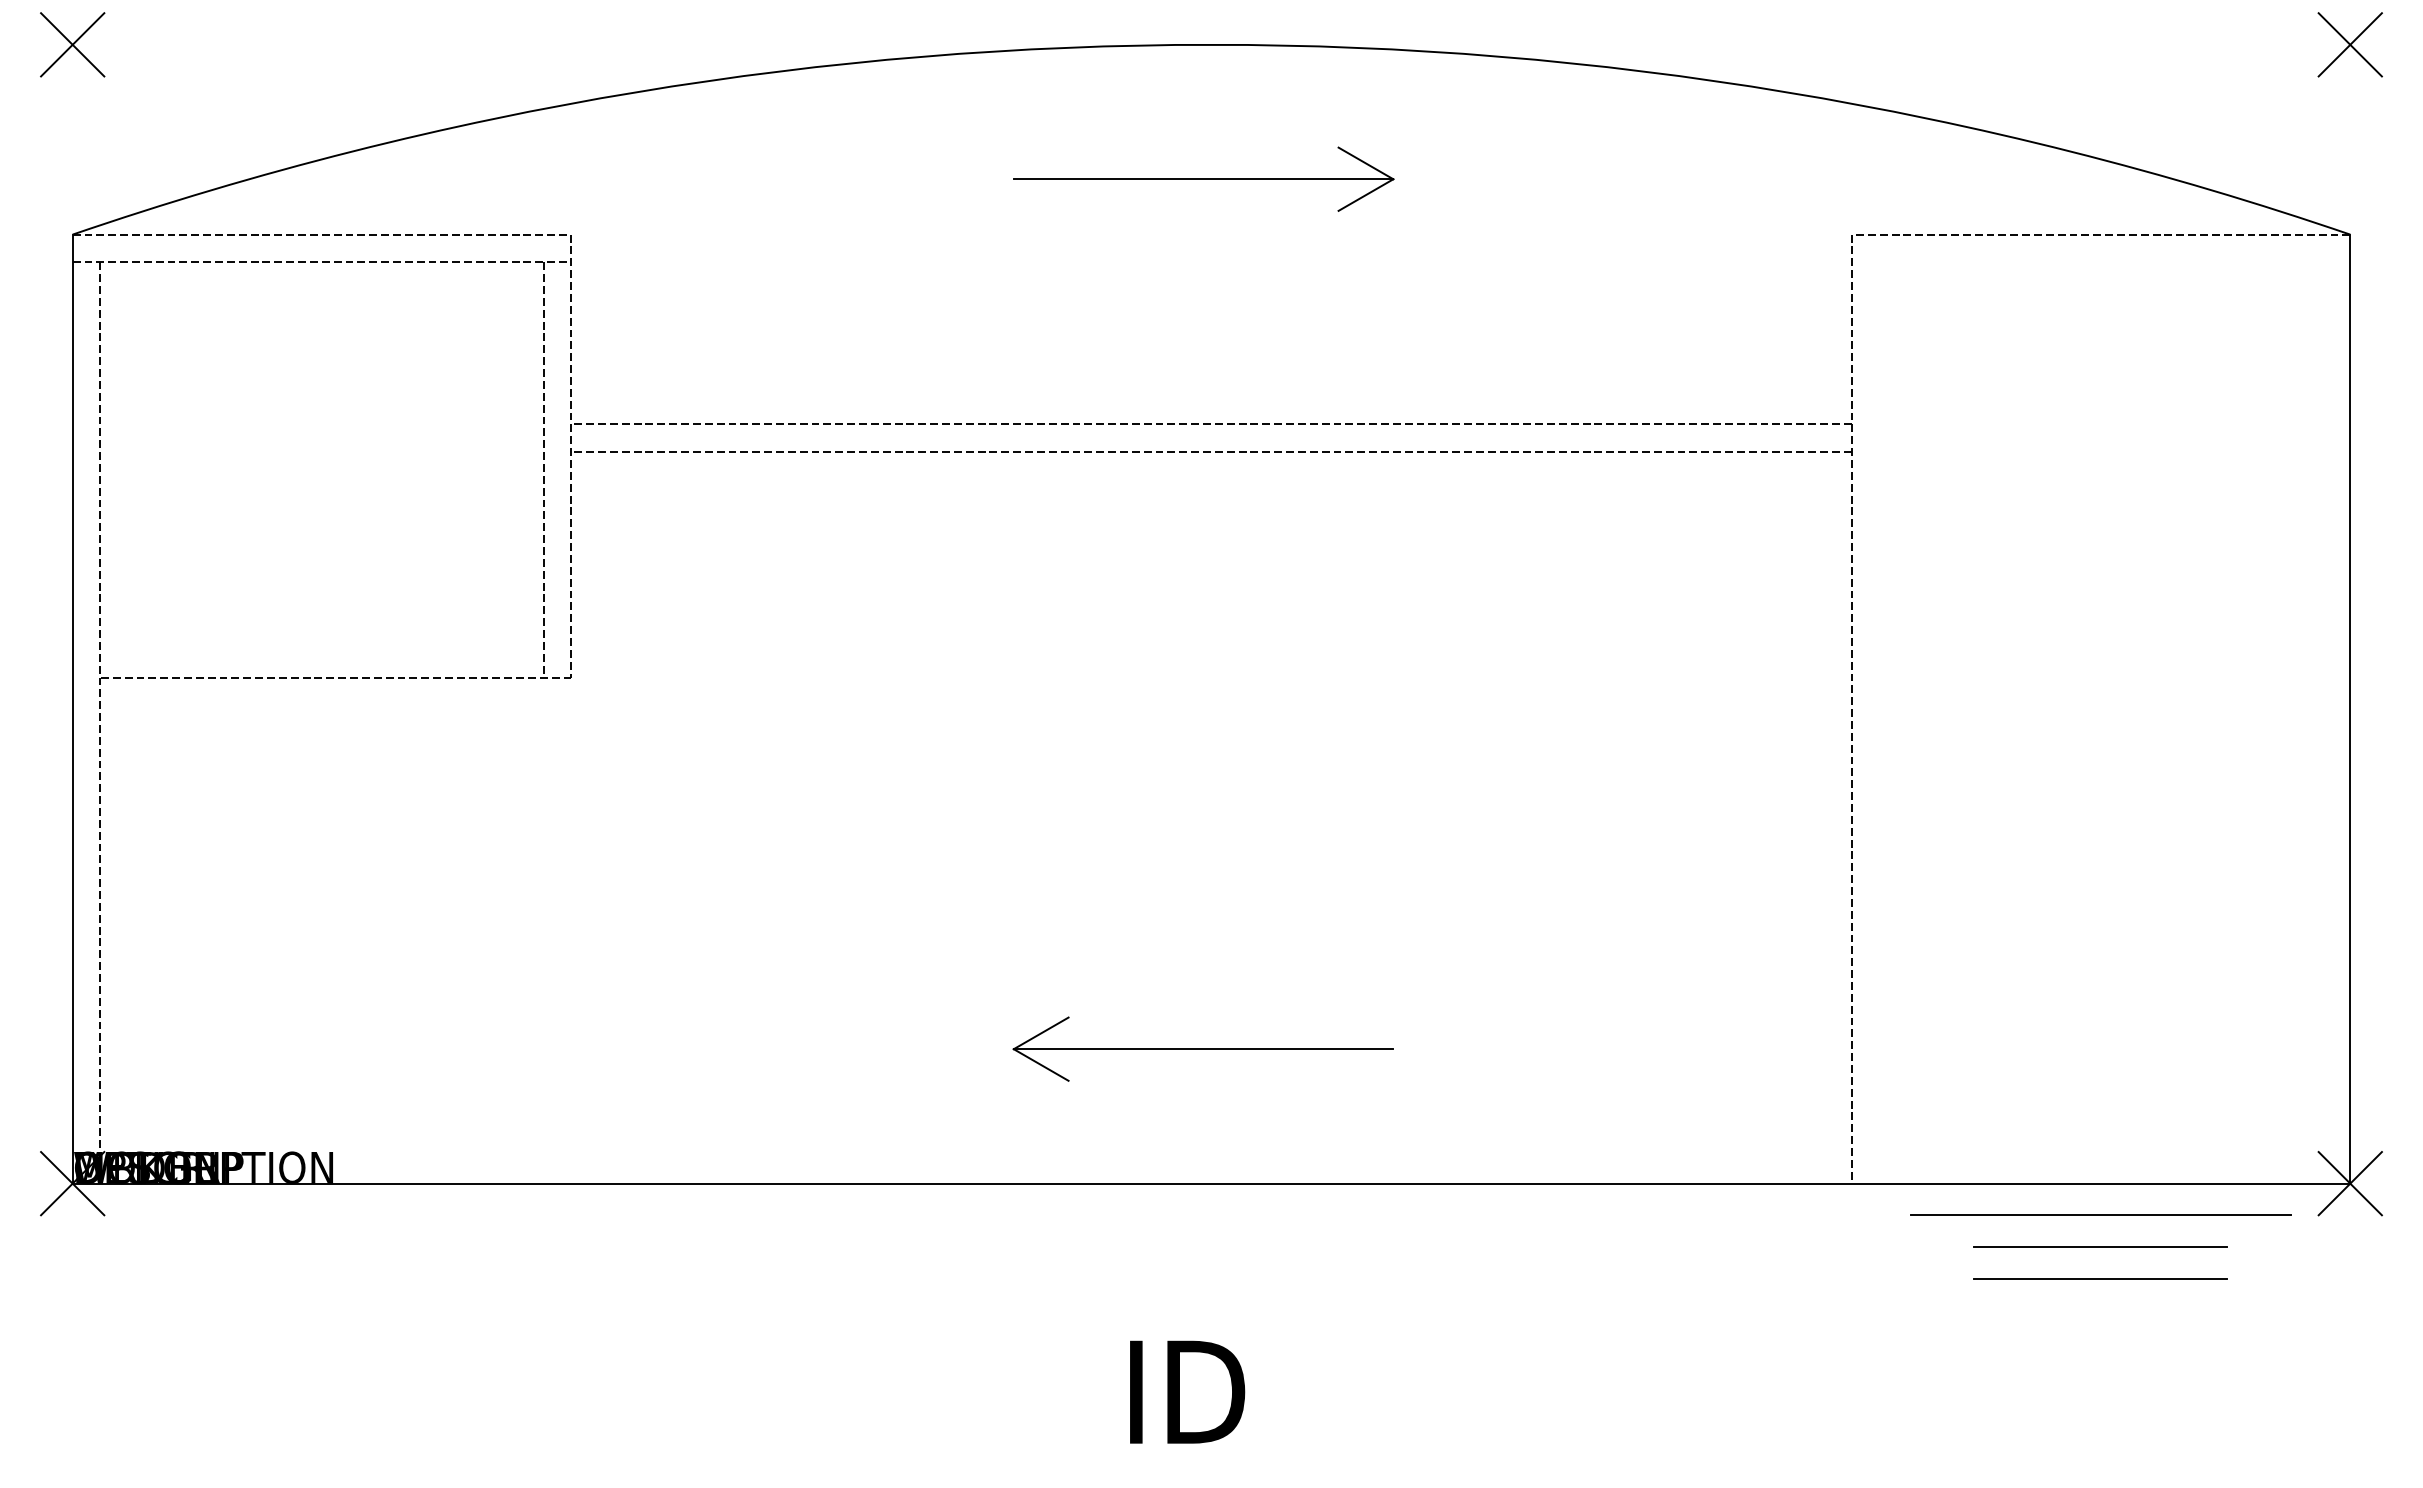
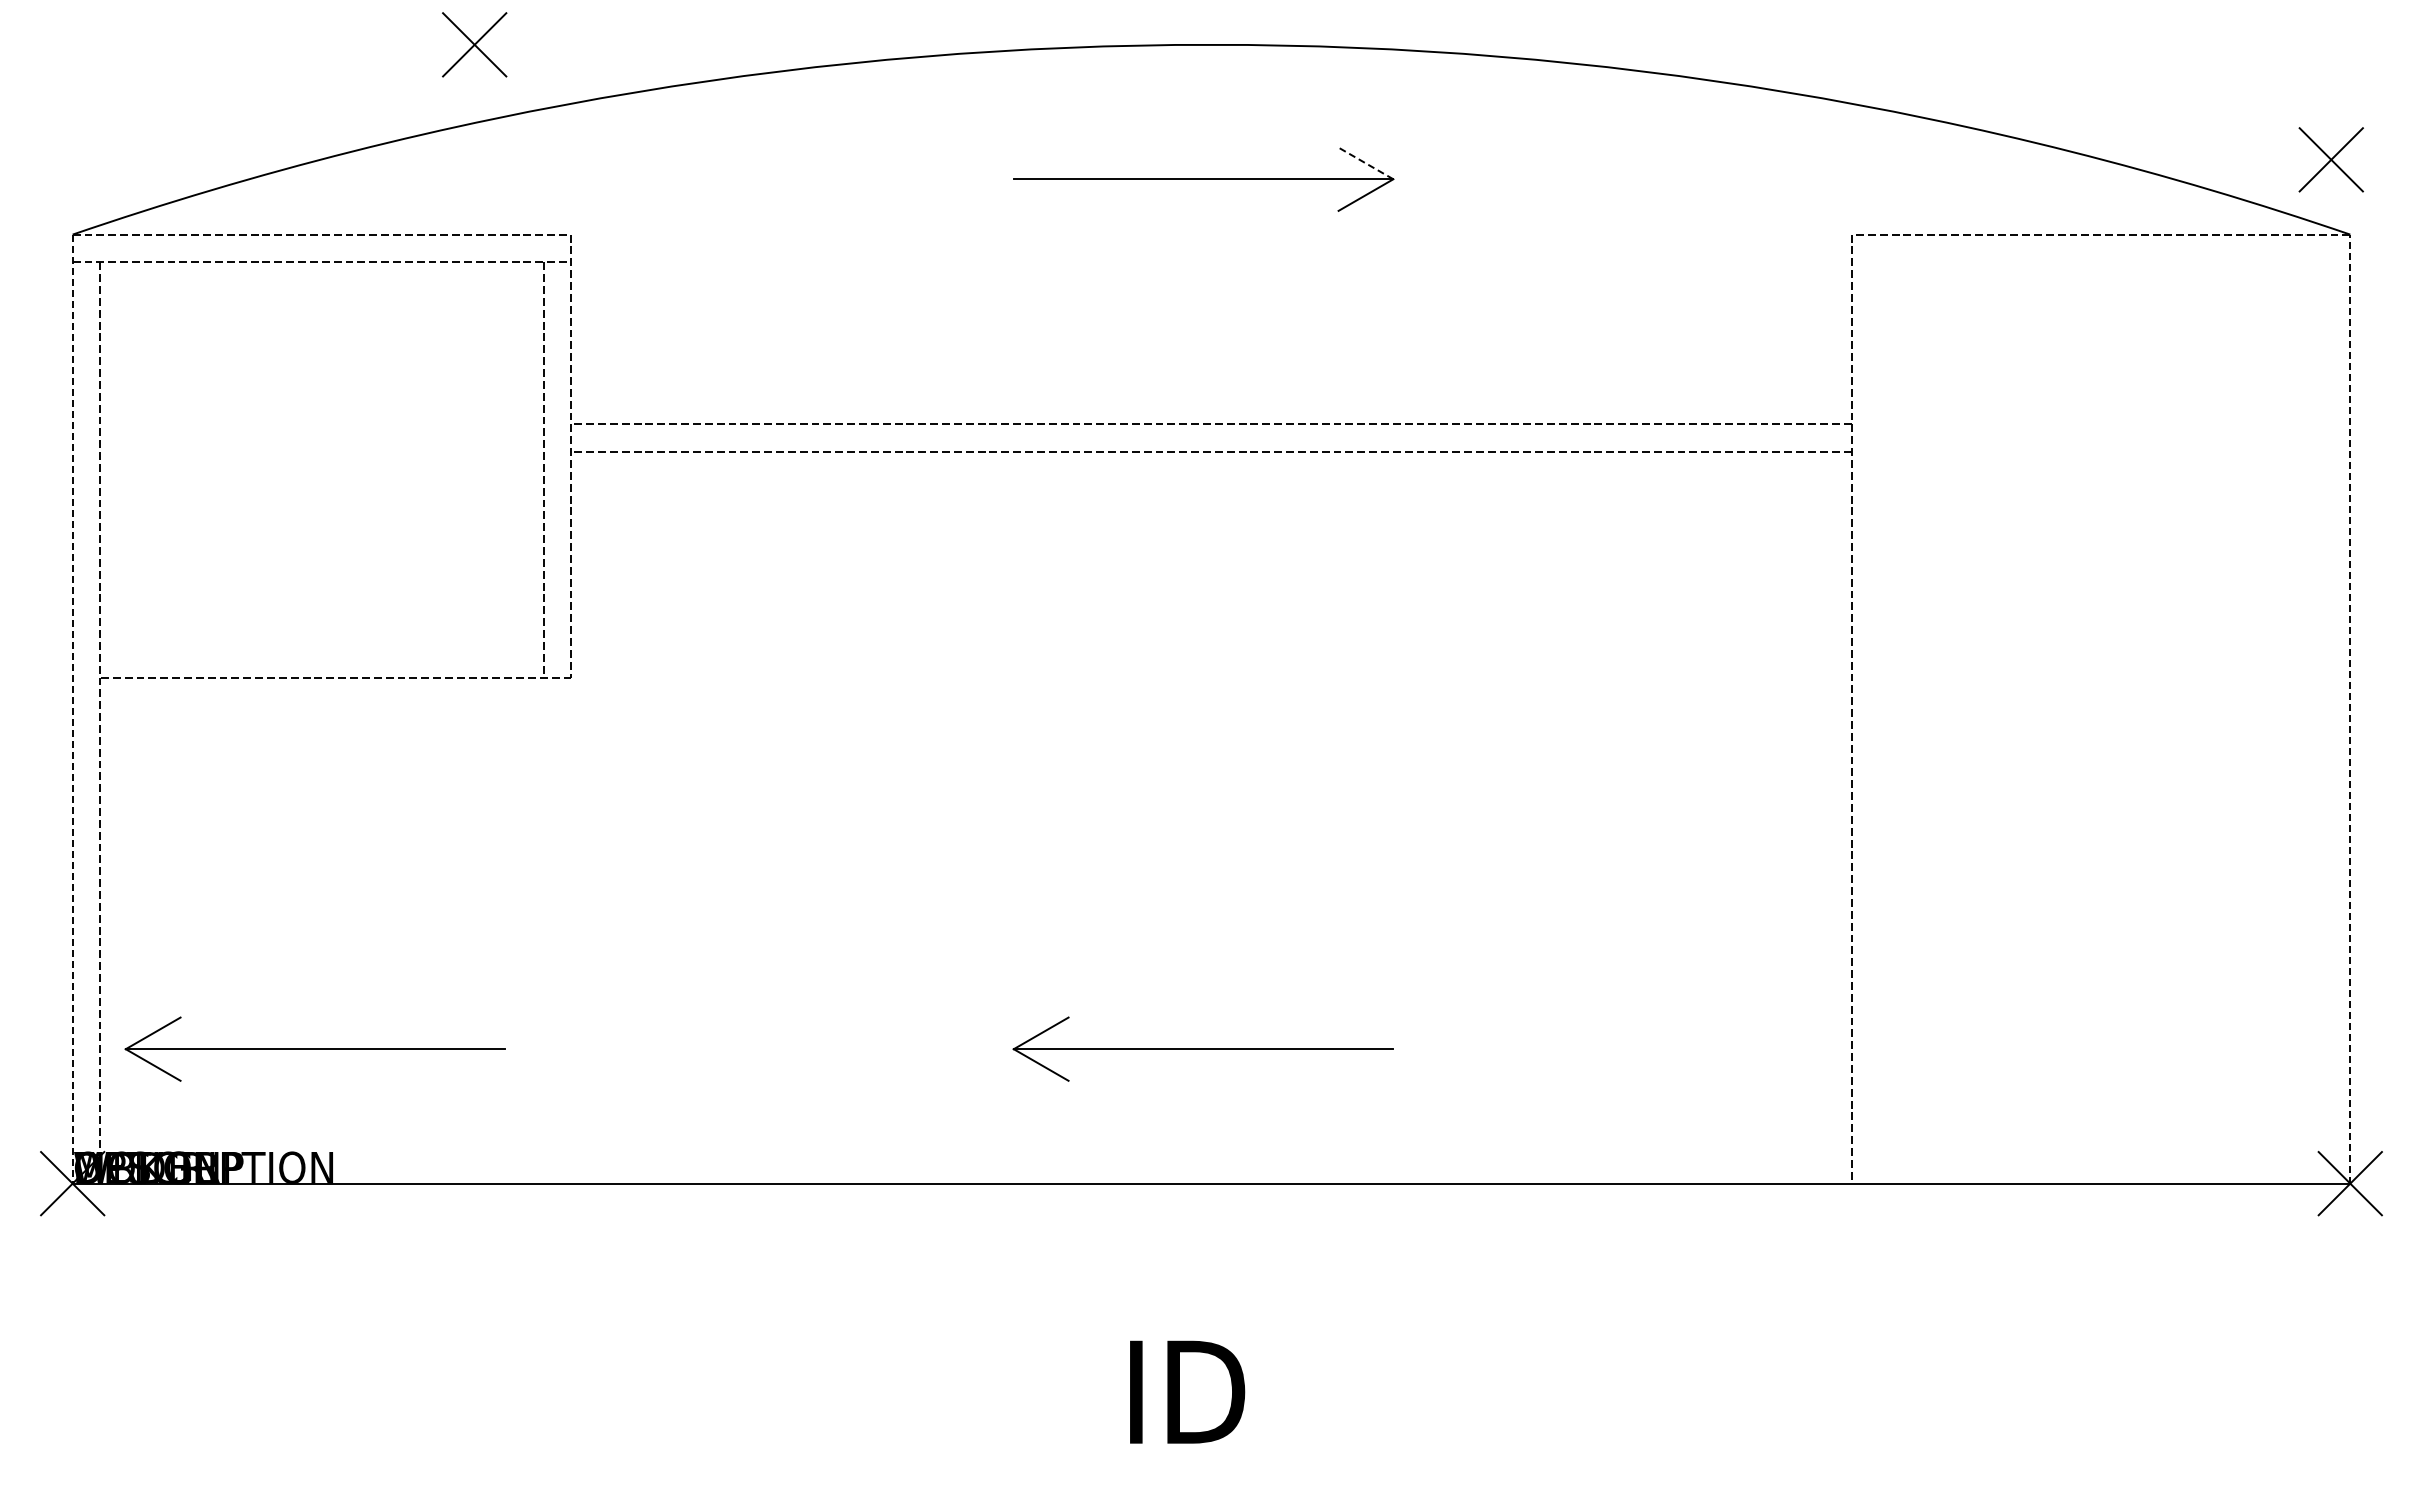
part position: (72, 44) -> (474, 44) (474, 44)
part position: (2349, 44) -> (2330, 159) (2330, 159)
line: solid -> dashed (1365, 163)
line: solid -> dashed (72, 709)
line: solid -> dashed (2350, 709)
part: none -> present (314, 1048)
line: present -> none (2100, 1215)
line: present -> none (2100, 1246)
line: present -> none (2100, 1278)
